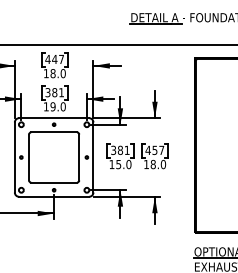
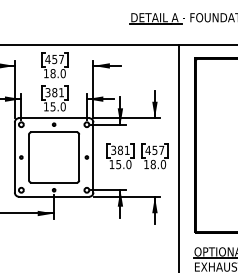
text: 447 -> 457 (54, 59)
text: 19.0 -> 15.0 (52, 106)
line: none -> present (178, 157)
